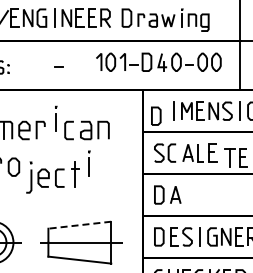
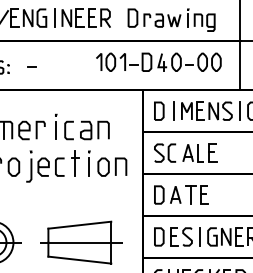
part position: (165, 19) -> (171, 19) (171, 19)
line position: (58, 66) -> (31, 66) (31, 66)
part position: (156, 115) -> (159, 110) (159, 110)
part position: (56, 118) -> (56, 126) (56, 126)
part position: (235, 157) -> (196, 194) (196, 194)
part: none -> present (112, 166)
part position: (52, 177) -> (52, 166) (52, 166)
line: dashed -> solid (79, 225)
